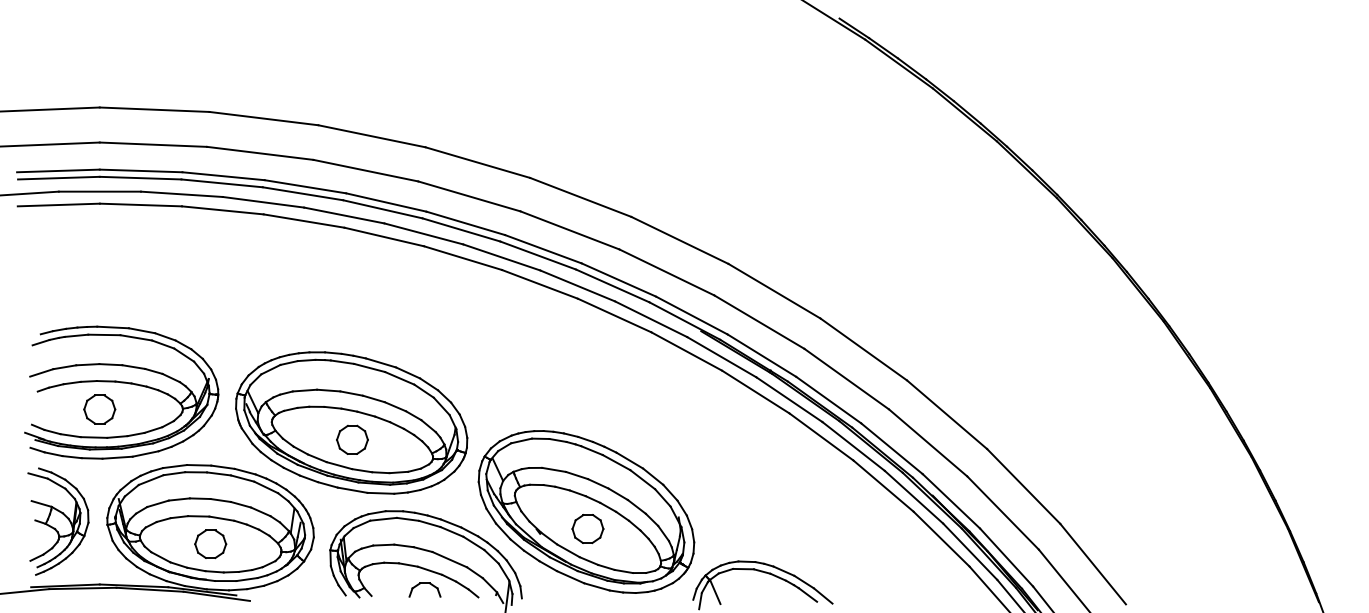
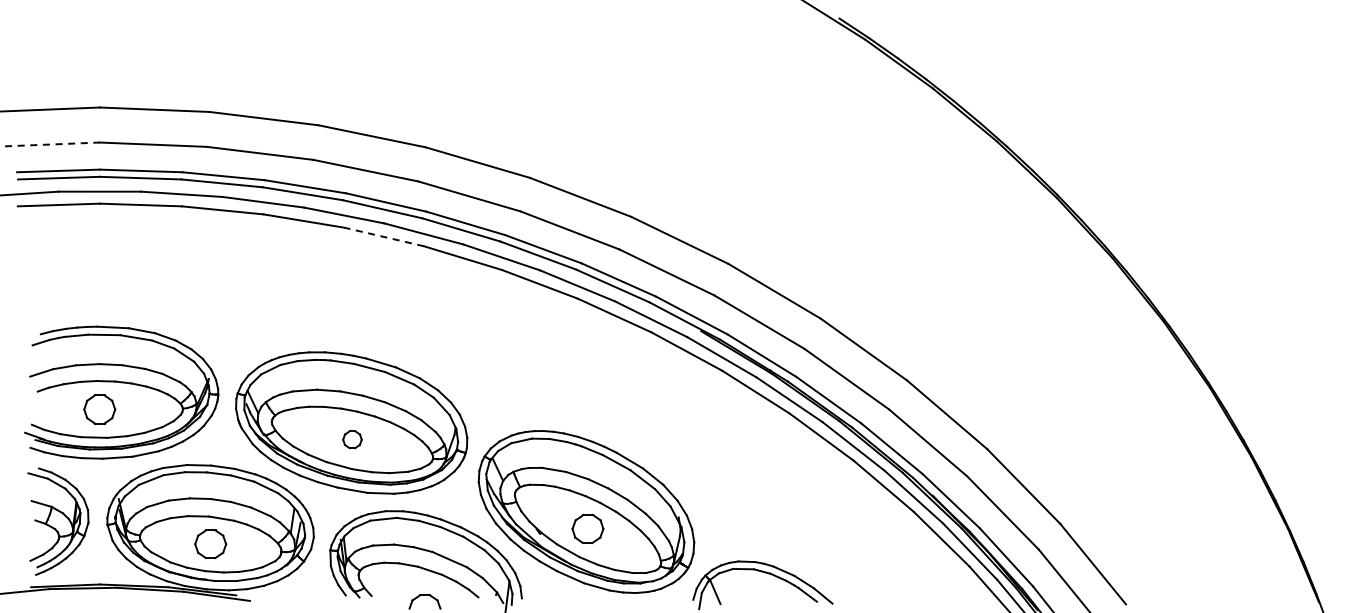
line: solid -> dashed (50, 144)
line: solid -> dashed (384, 237)
part size: 33x31 px -> 21x20 px (352, 439)
part position: (424, 589) -> (424, 601) (424, 601)
